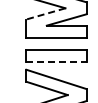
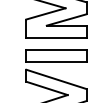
line: dashed -> solid (45, 14)
line: dashed -> solid (56, 61)
